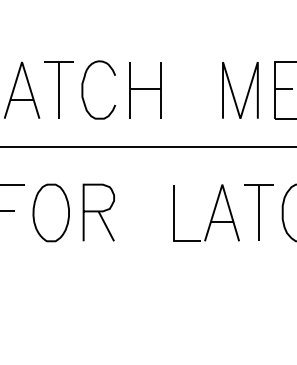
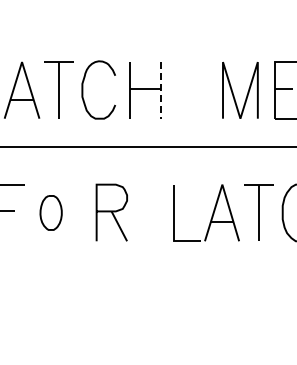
line: solid -> dashed (160, 90)
part size: 38x60 px -> 24x36 px (50, 212)
part position: (98, 212) -> (111, 212) (111, 212)
